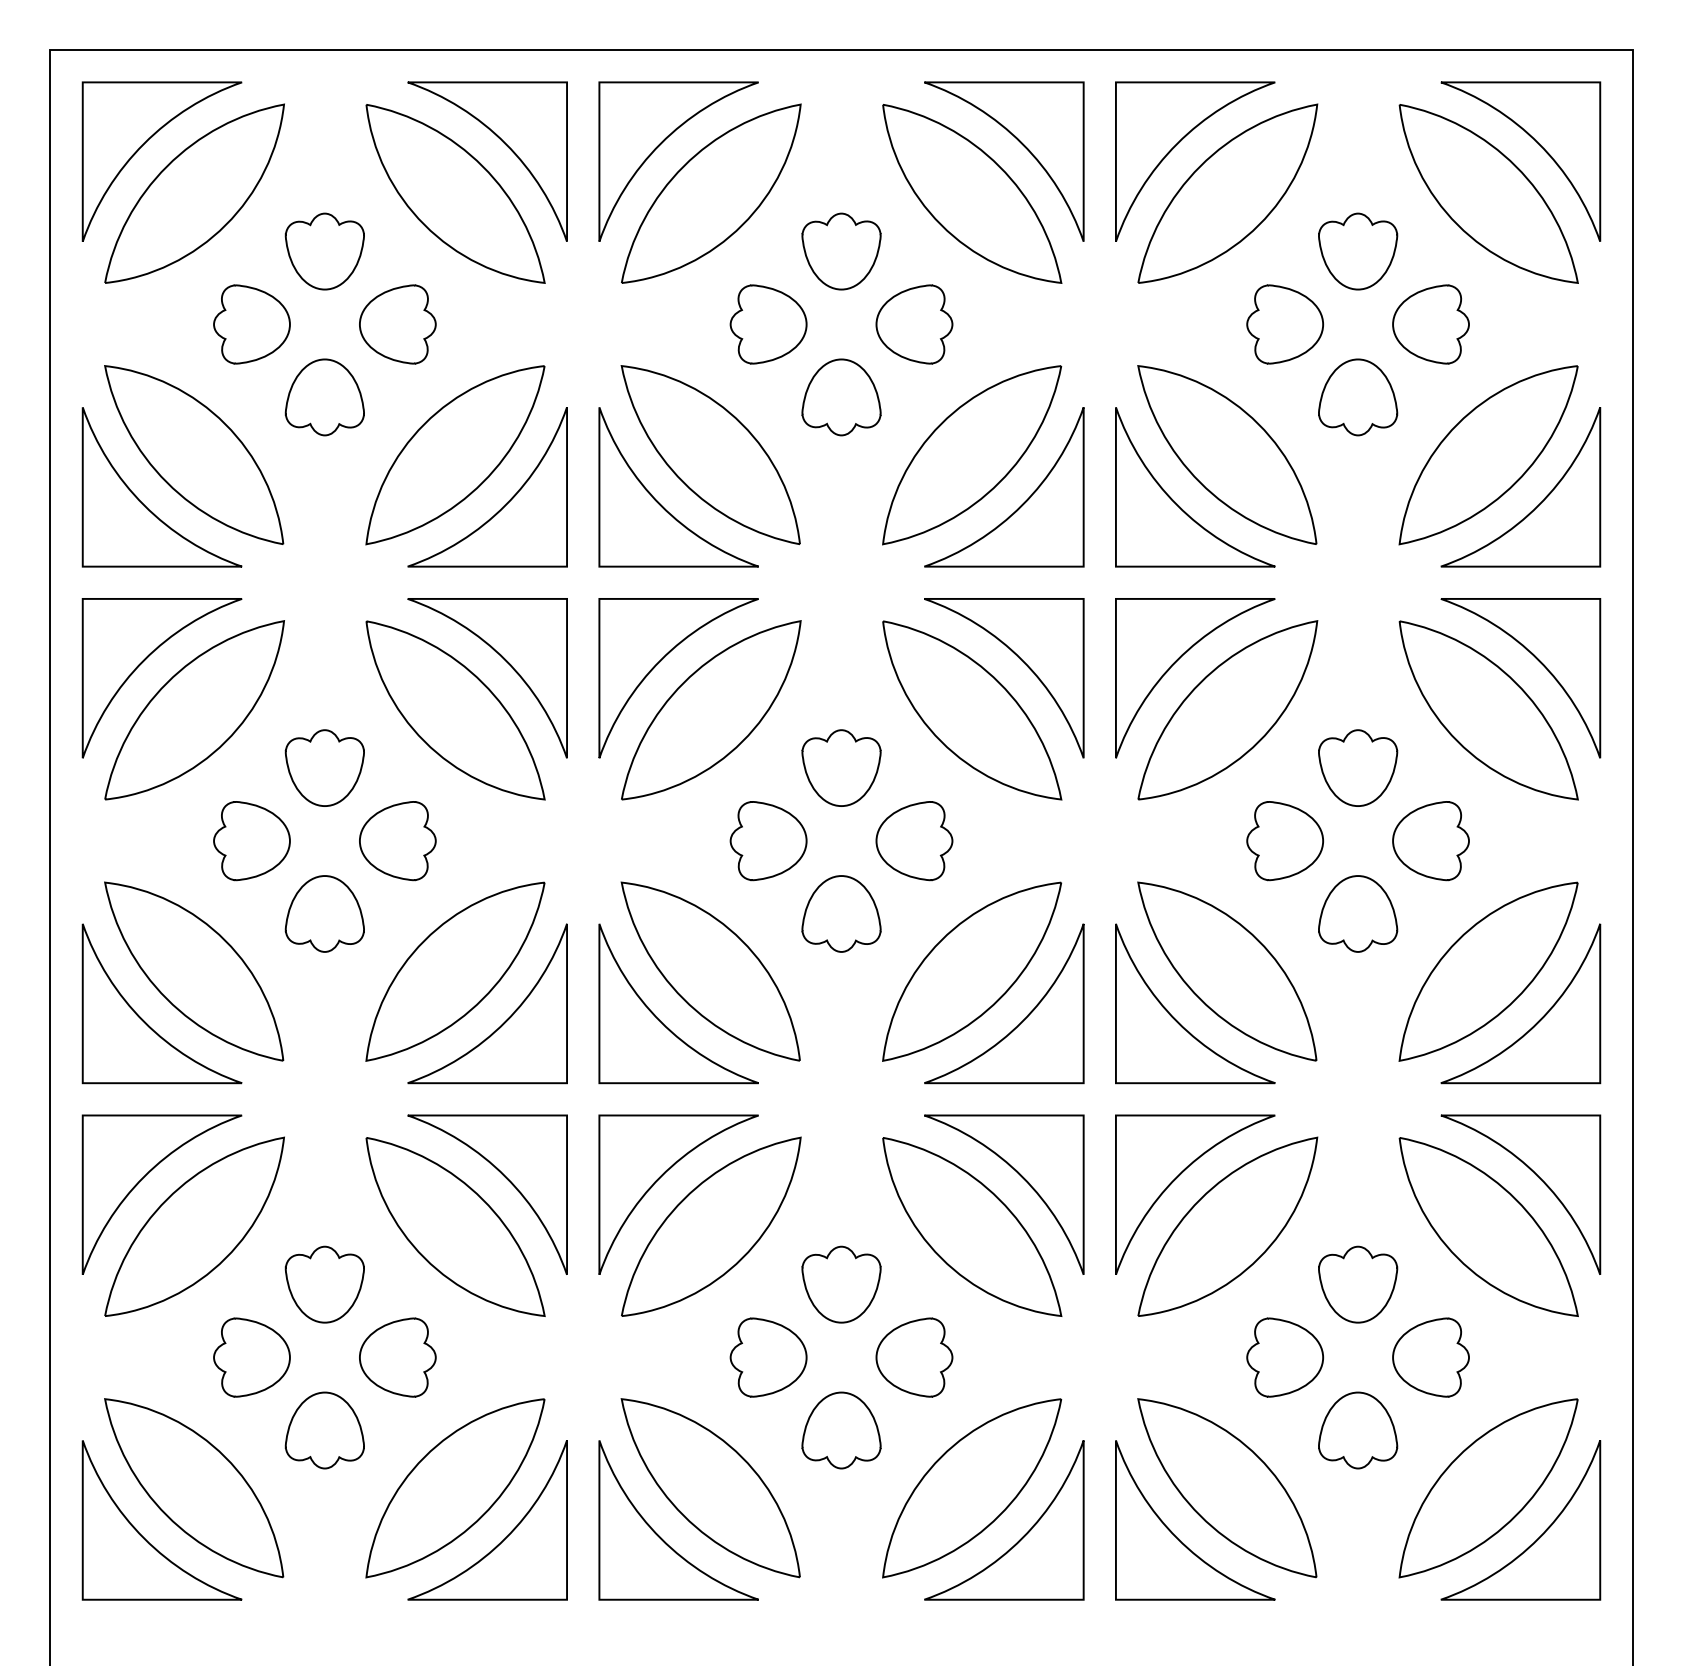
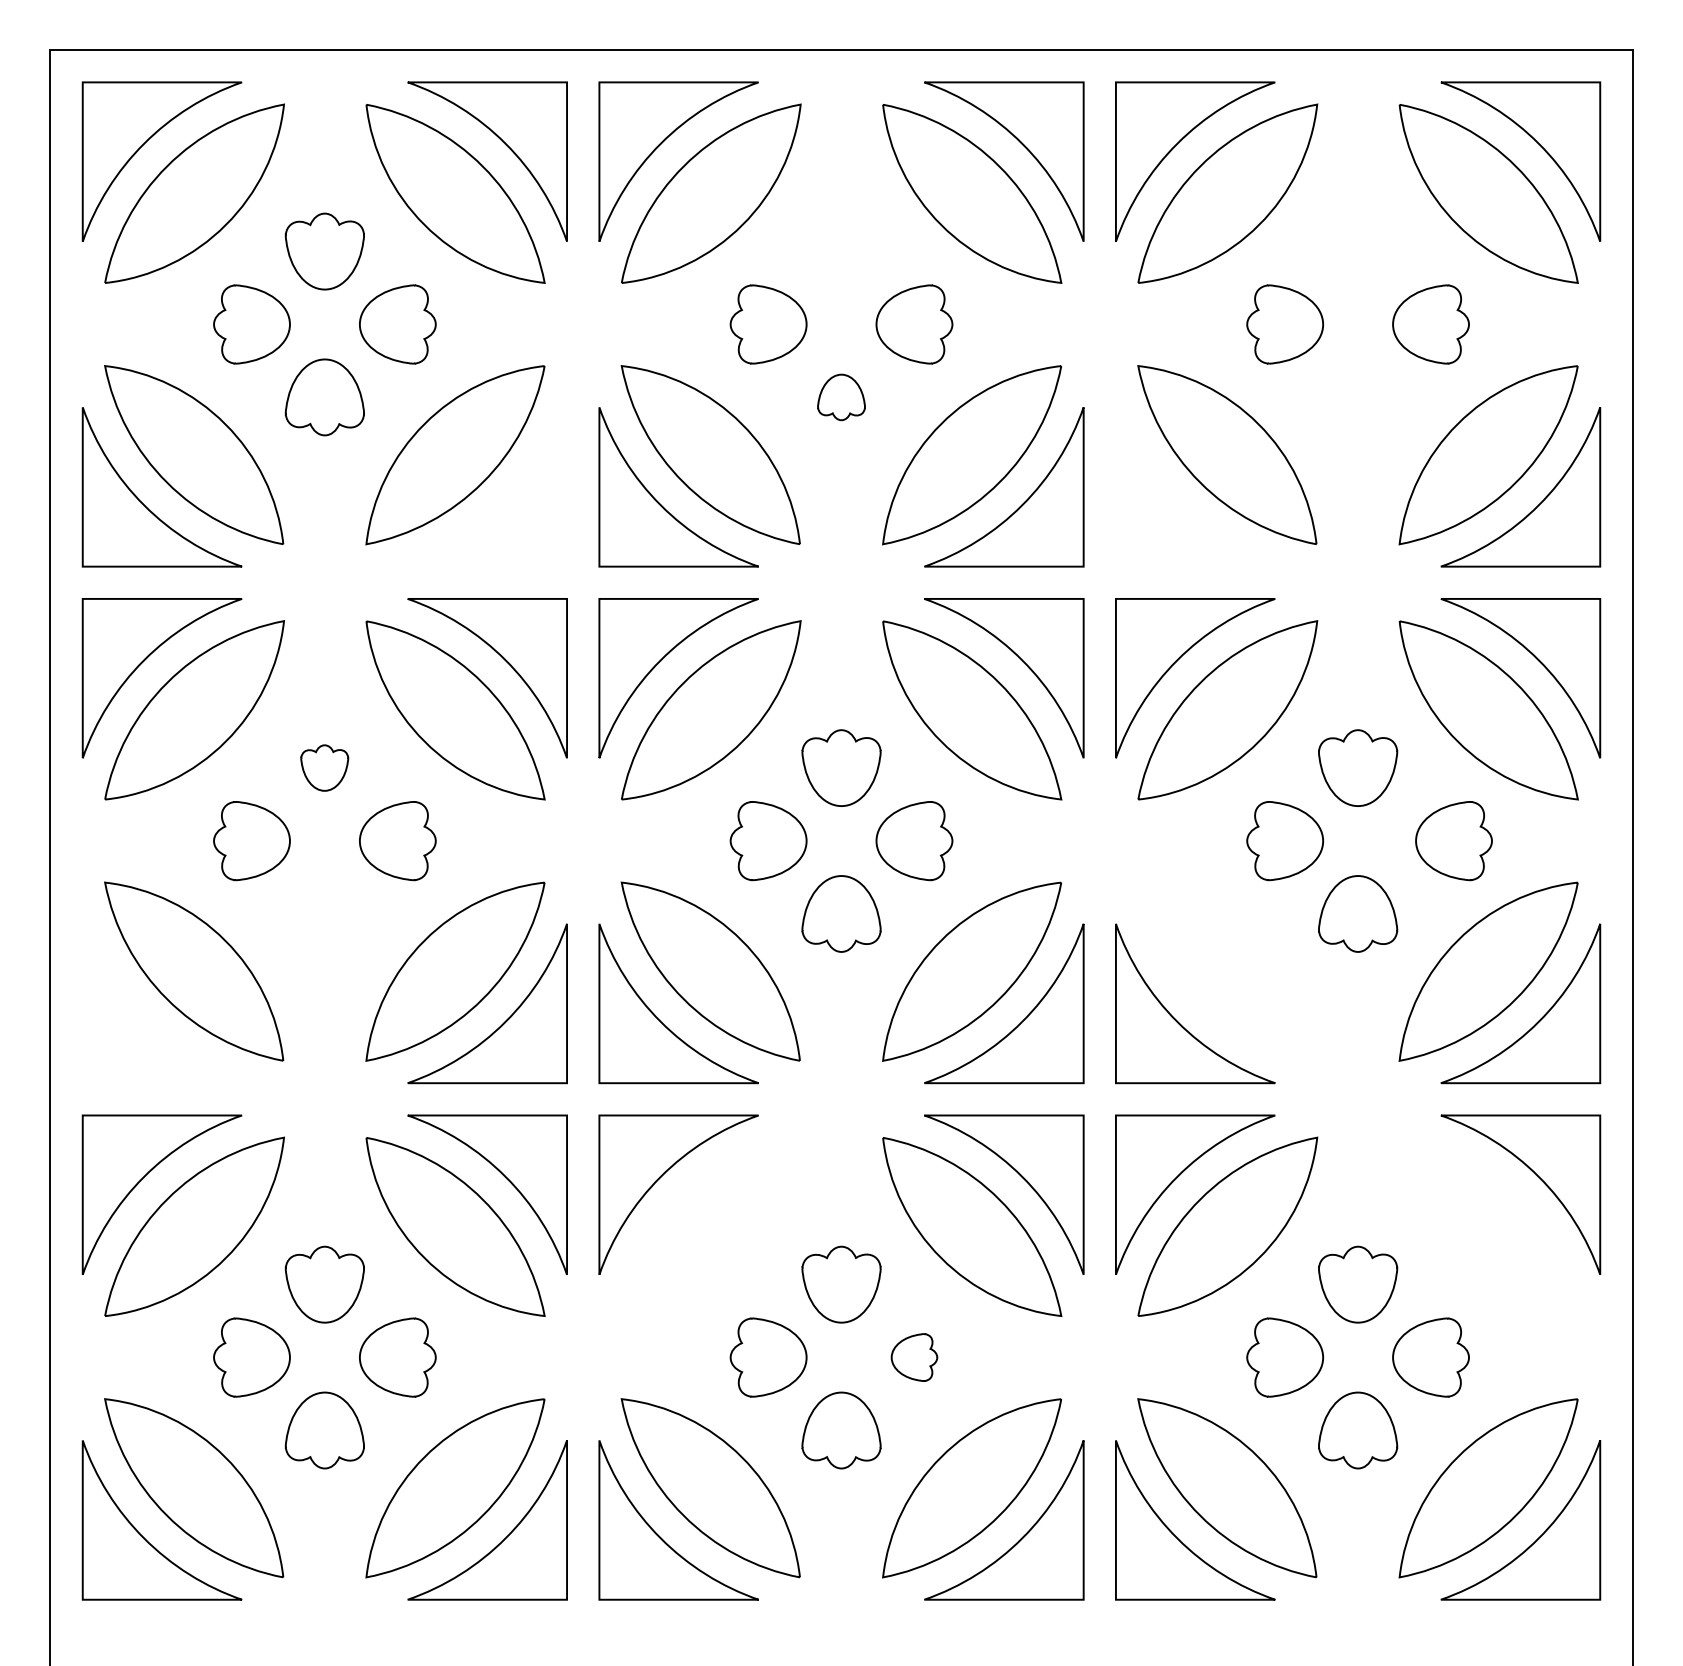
part: present -> none (841, 251)
part: present -> none (1358, 251)
part size: 81x79 px -> 49x49 px (841, 397)
part: present -> none (1358, 397)
part: present -> none (504, 504)
part: present -> none (1178, 504)
part size: 81x78 px -> 50x48 px (324, 767)
part position: (1430, 841) -> (1453, 841) (1453, 841)
part: present -> none (324, 913)
part: present -> none (1227, 971)
part: present -> none (144, 1020)
part: present -> none (711, 1226)
part: present -> none (1488, 1226)
part size: 79x81 px -> 49x49 px (914, 1357)
